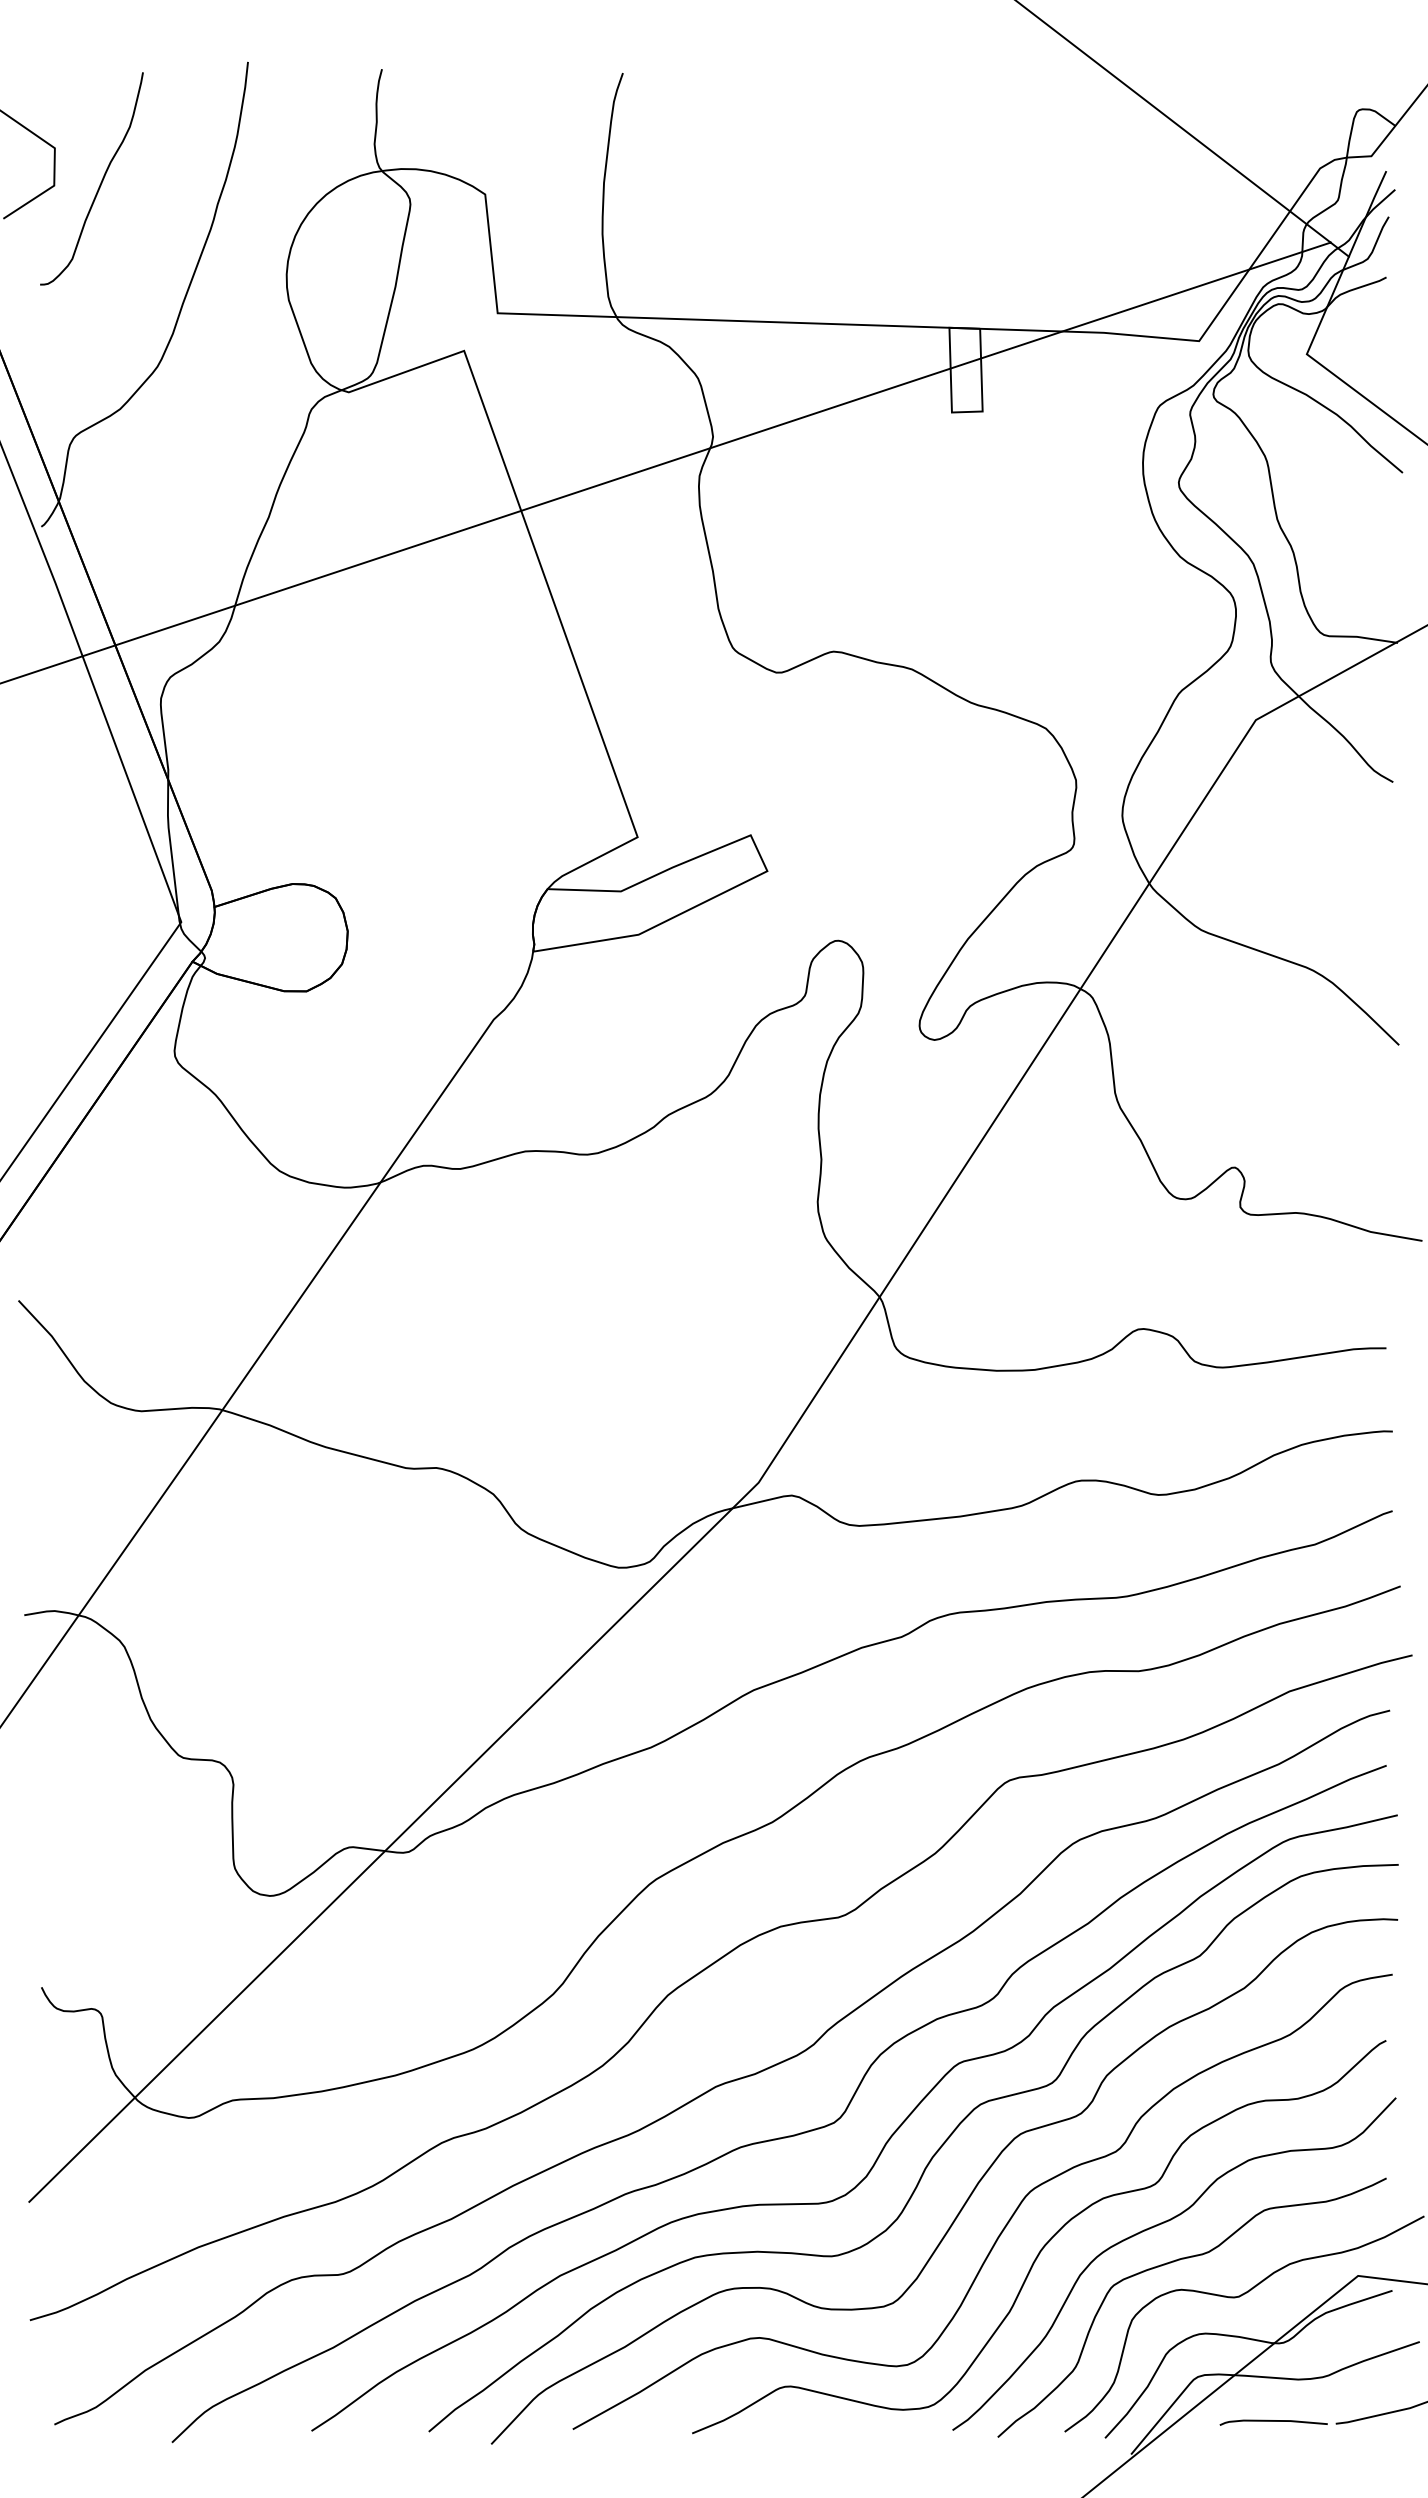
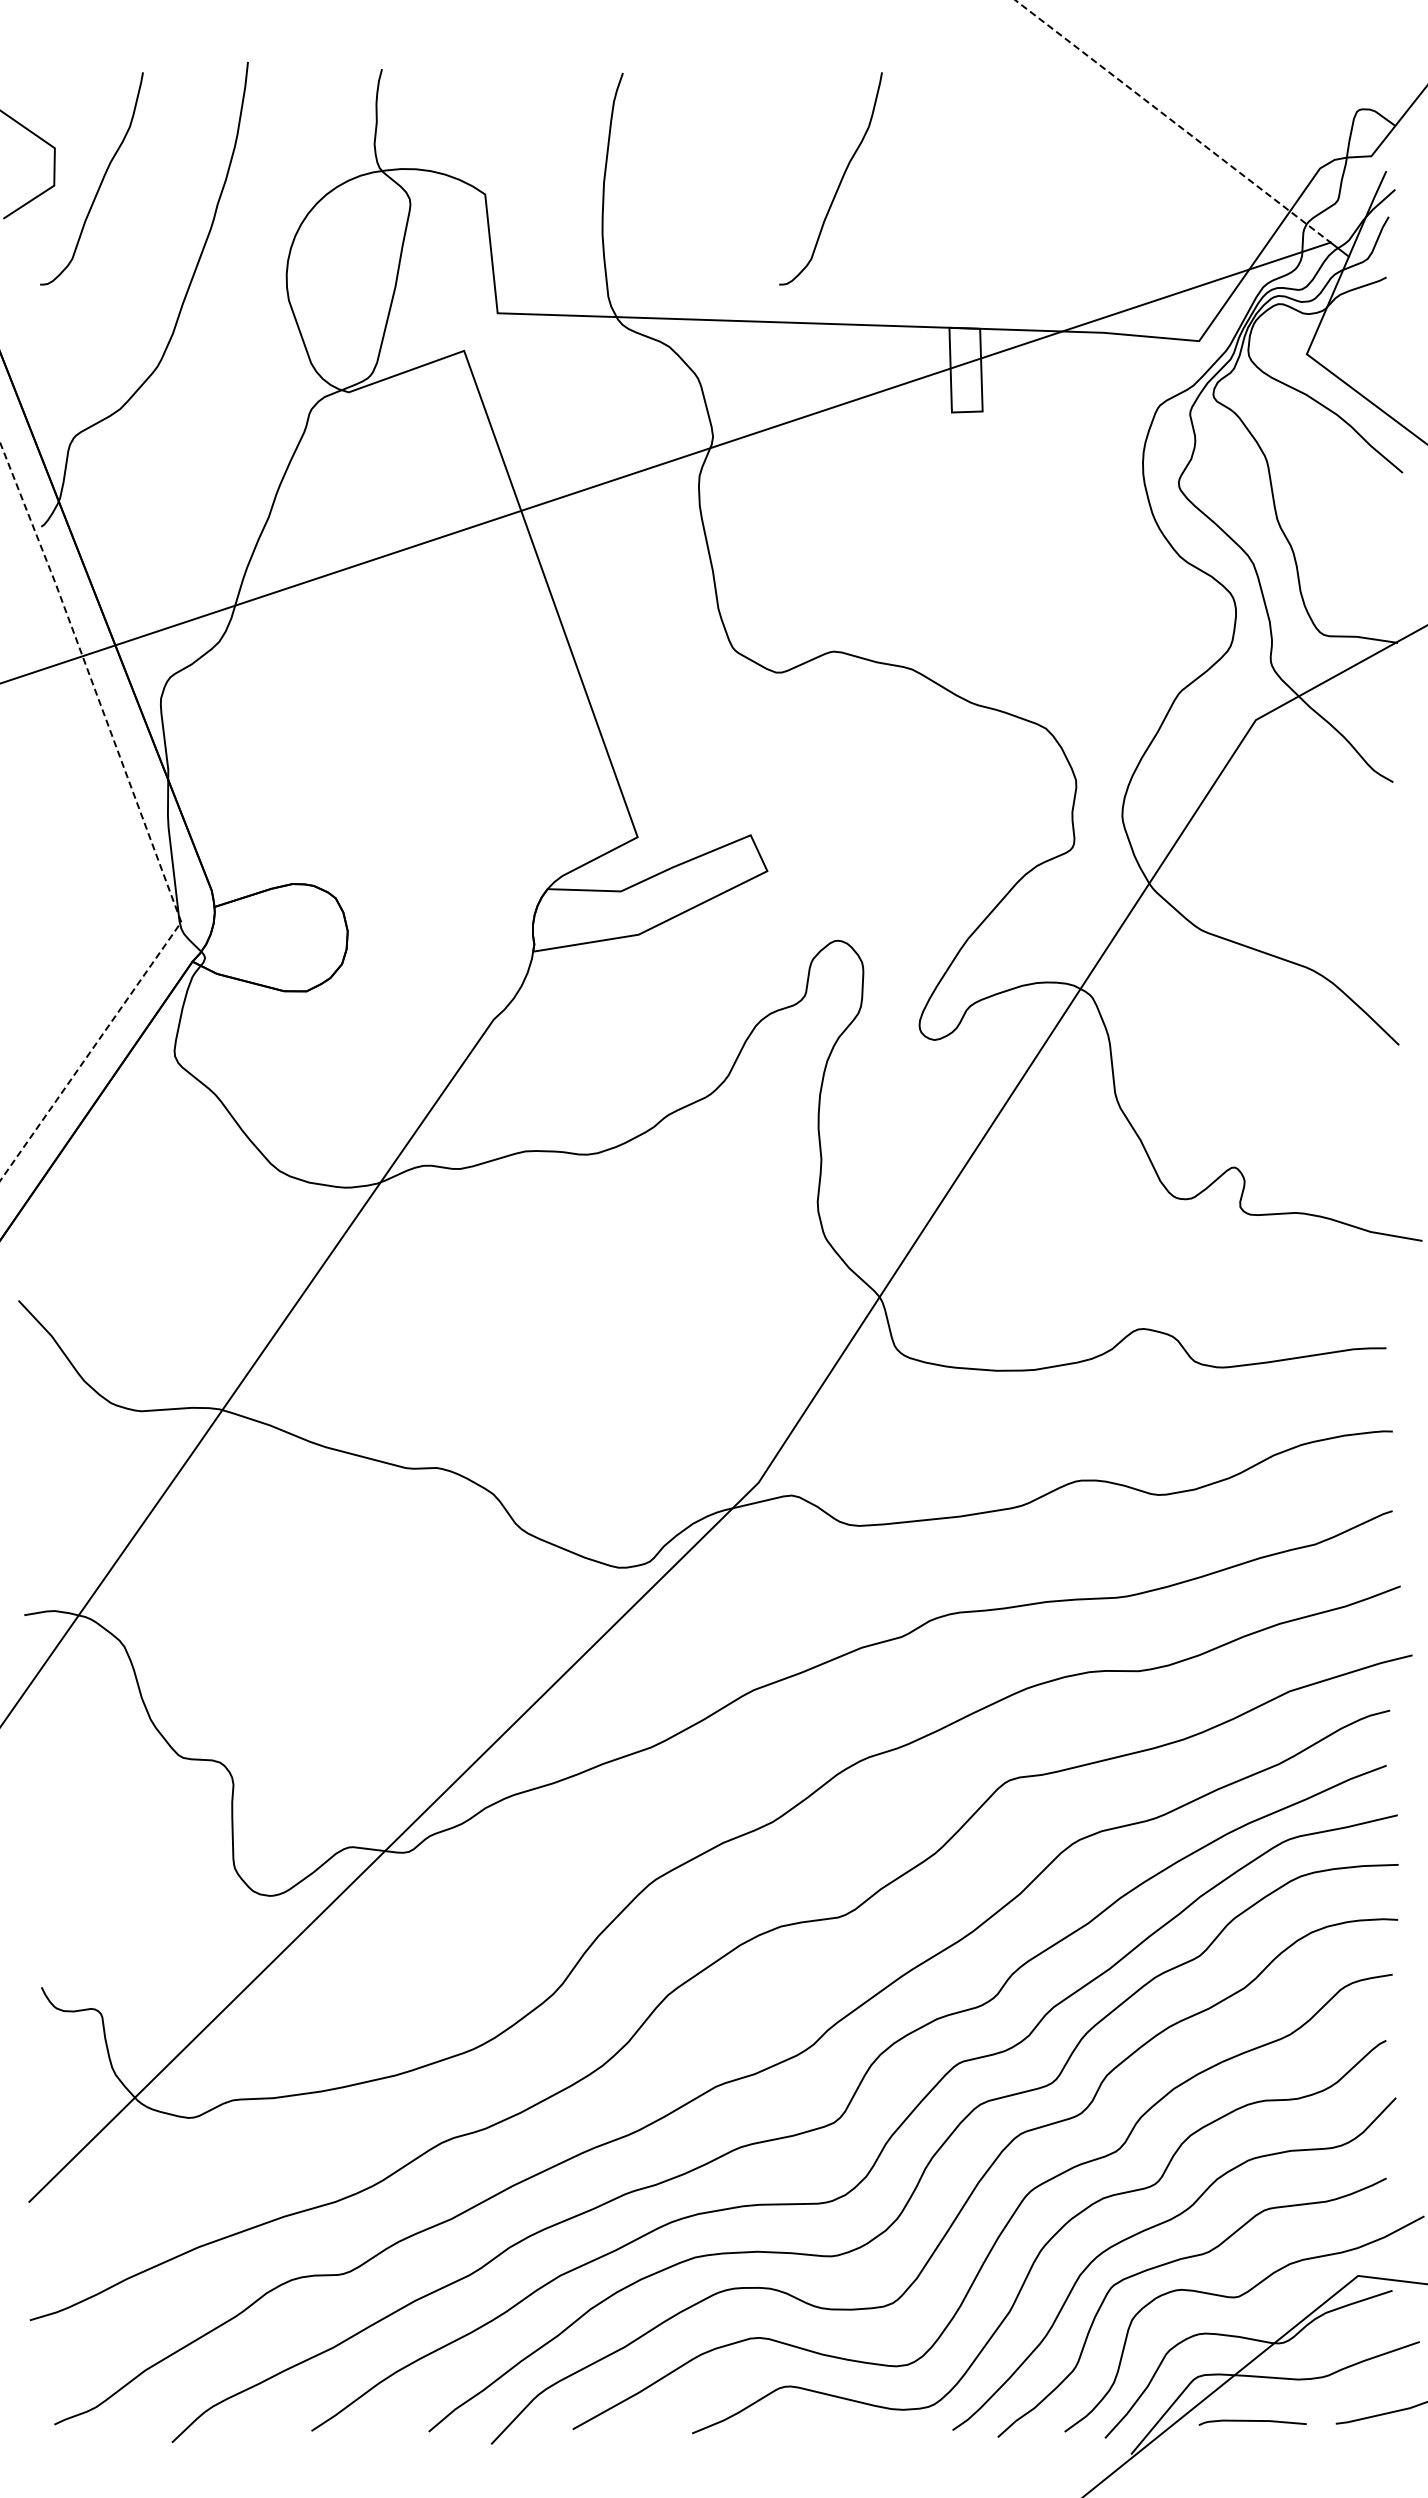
line: solid -> dashed (1173, 121)
curve: none -> present (839, 182)
line: solid -> dashed (146, 829)
curve position: (1273, 2421) -> (1252, 2421) (1252, 2421)
